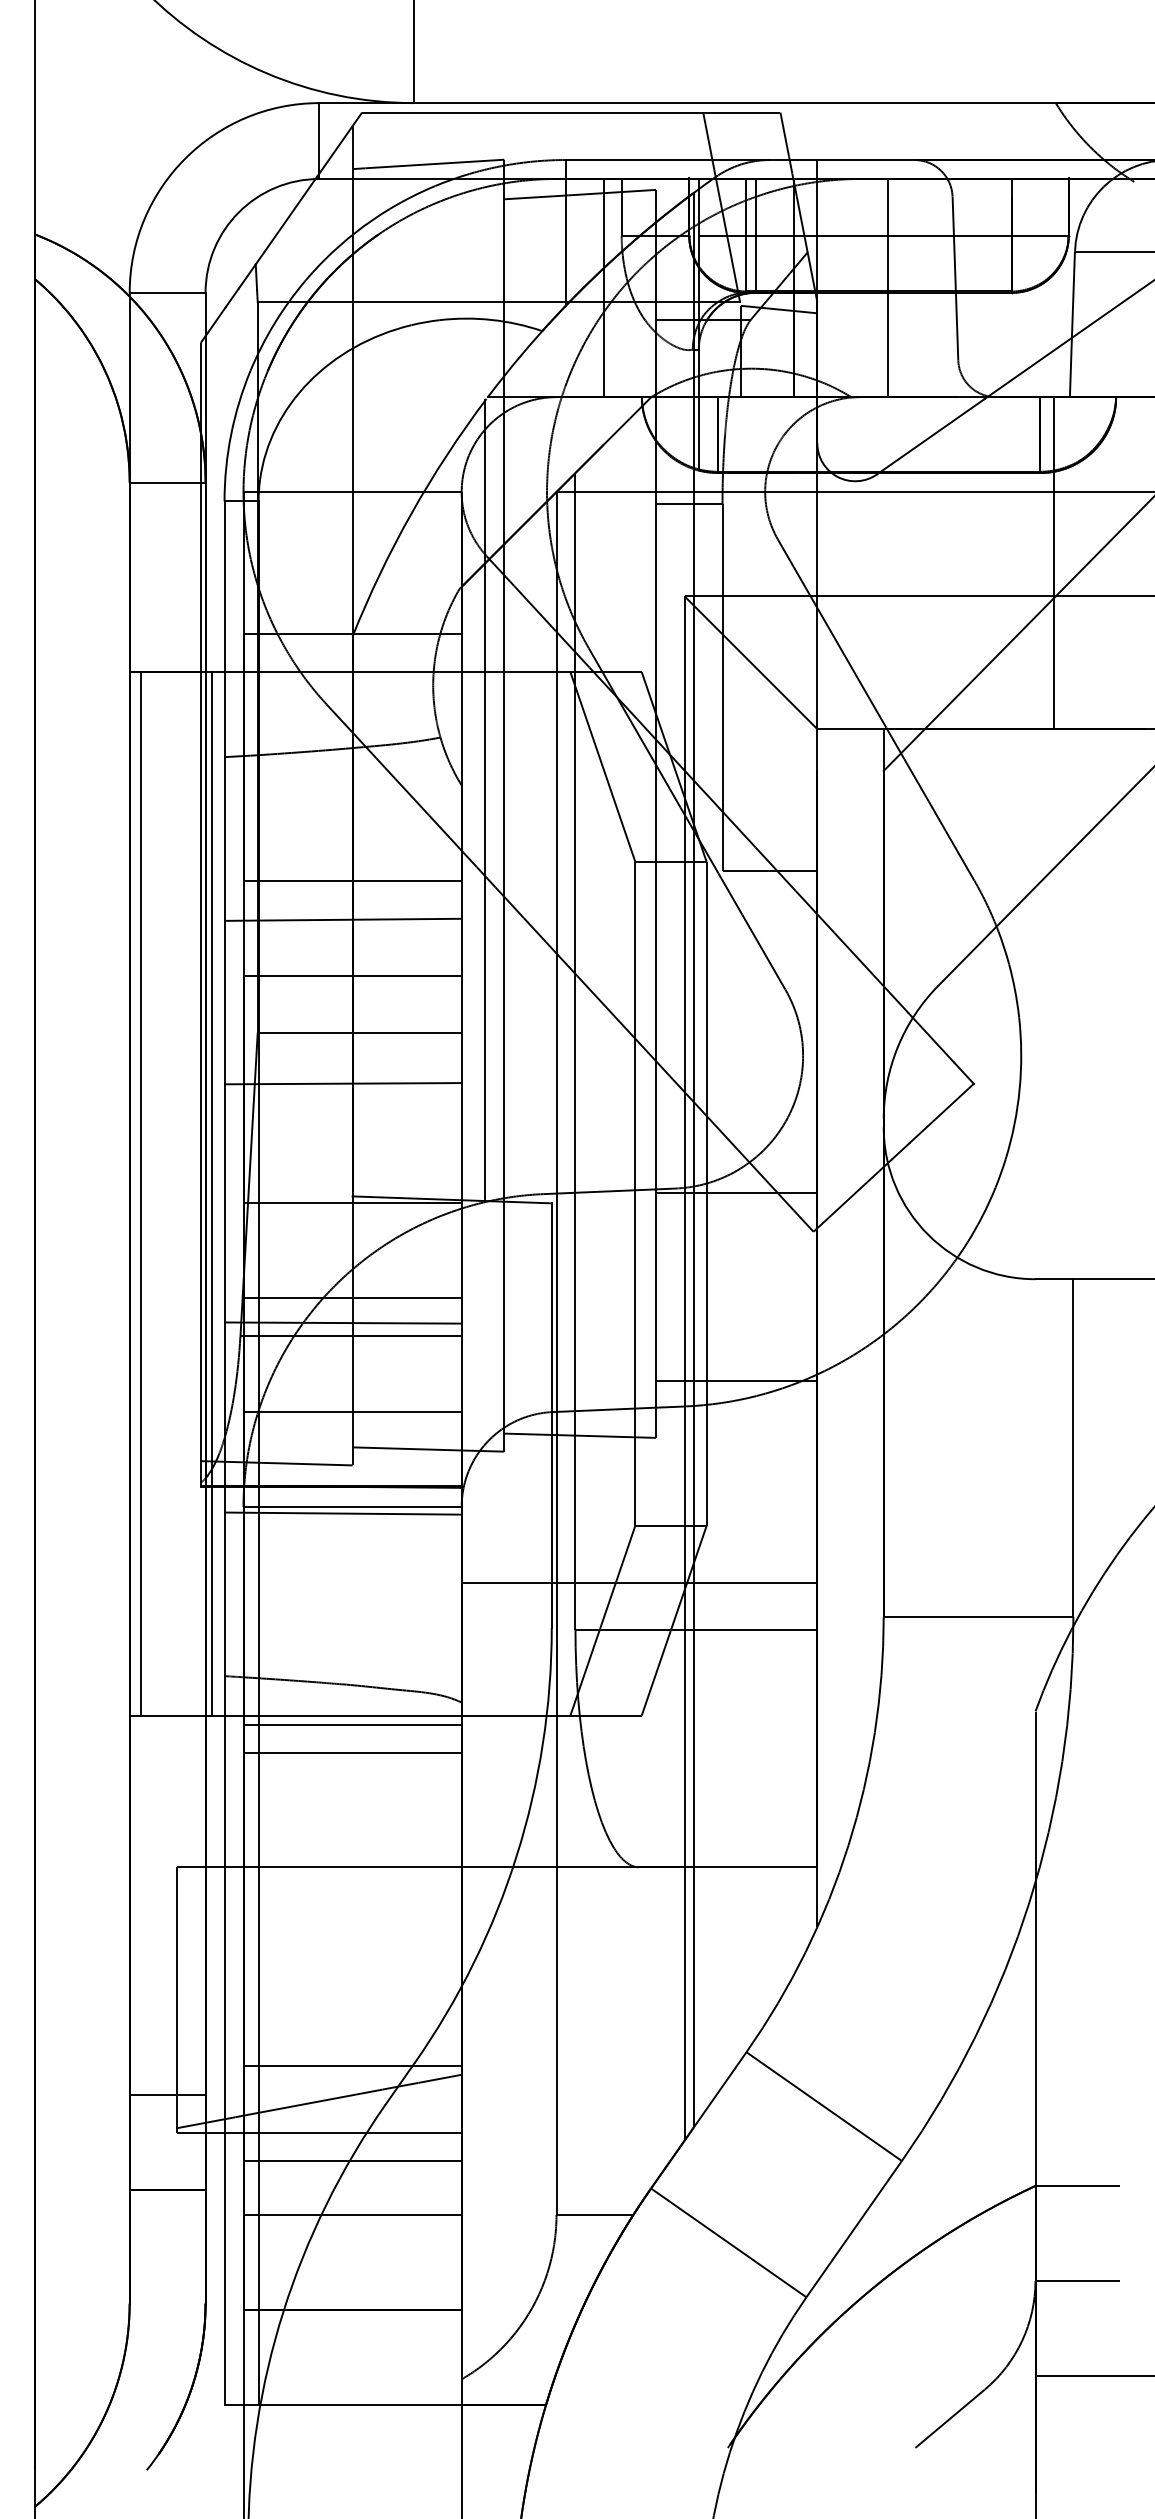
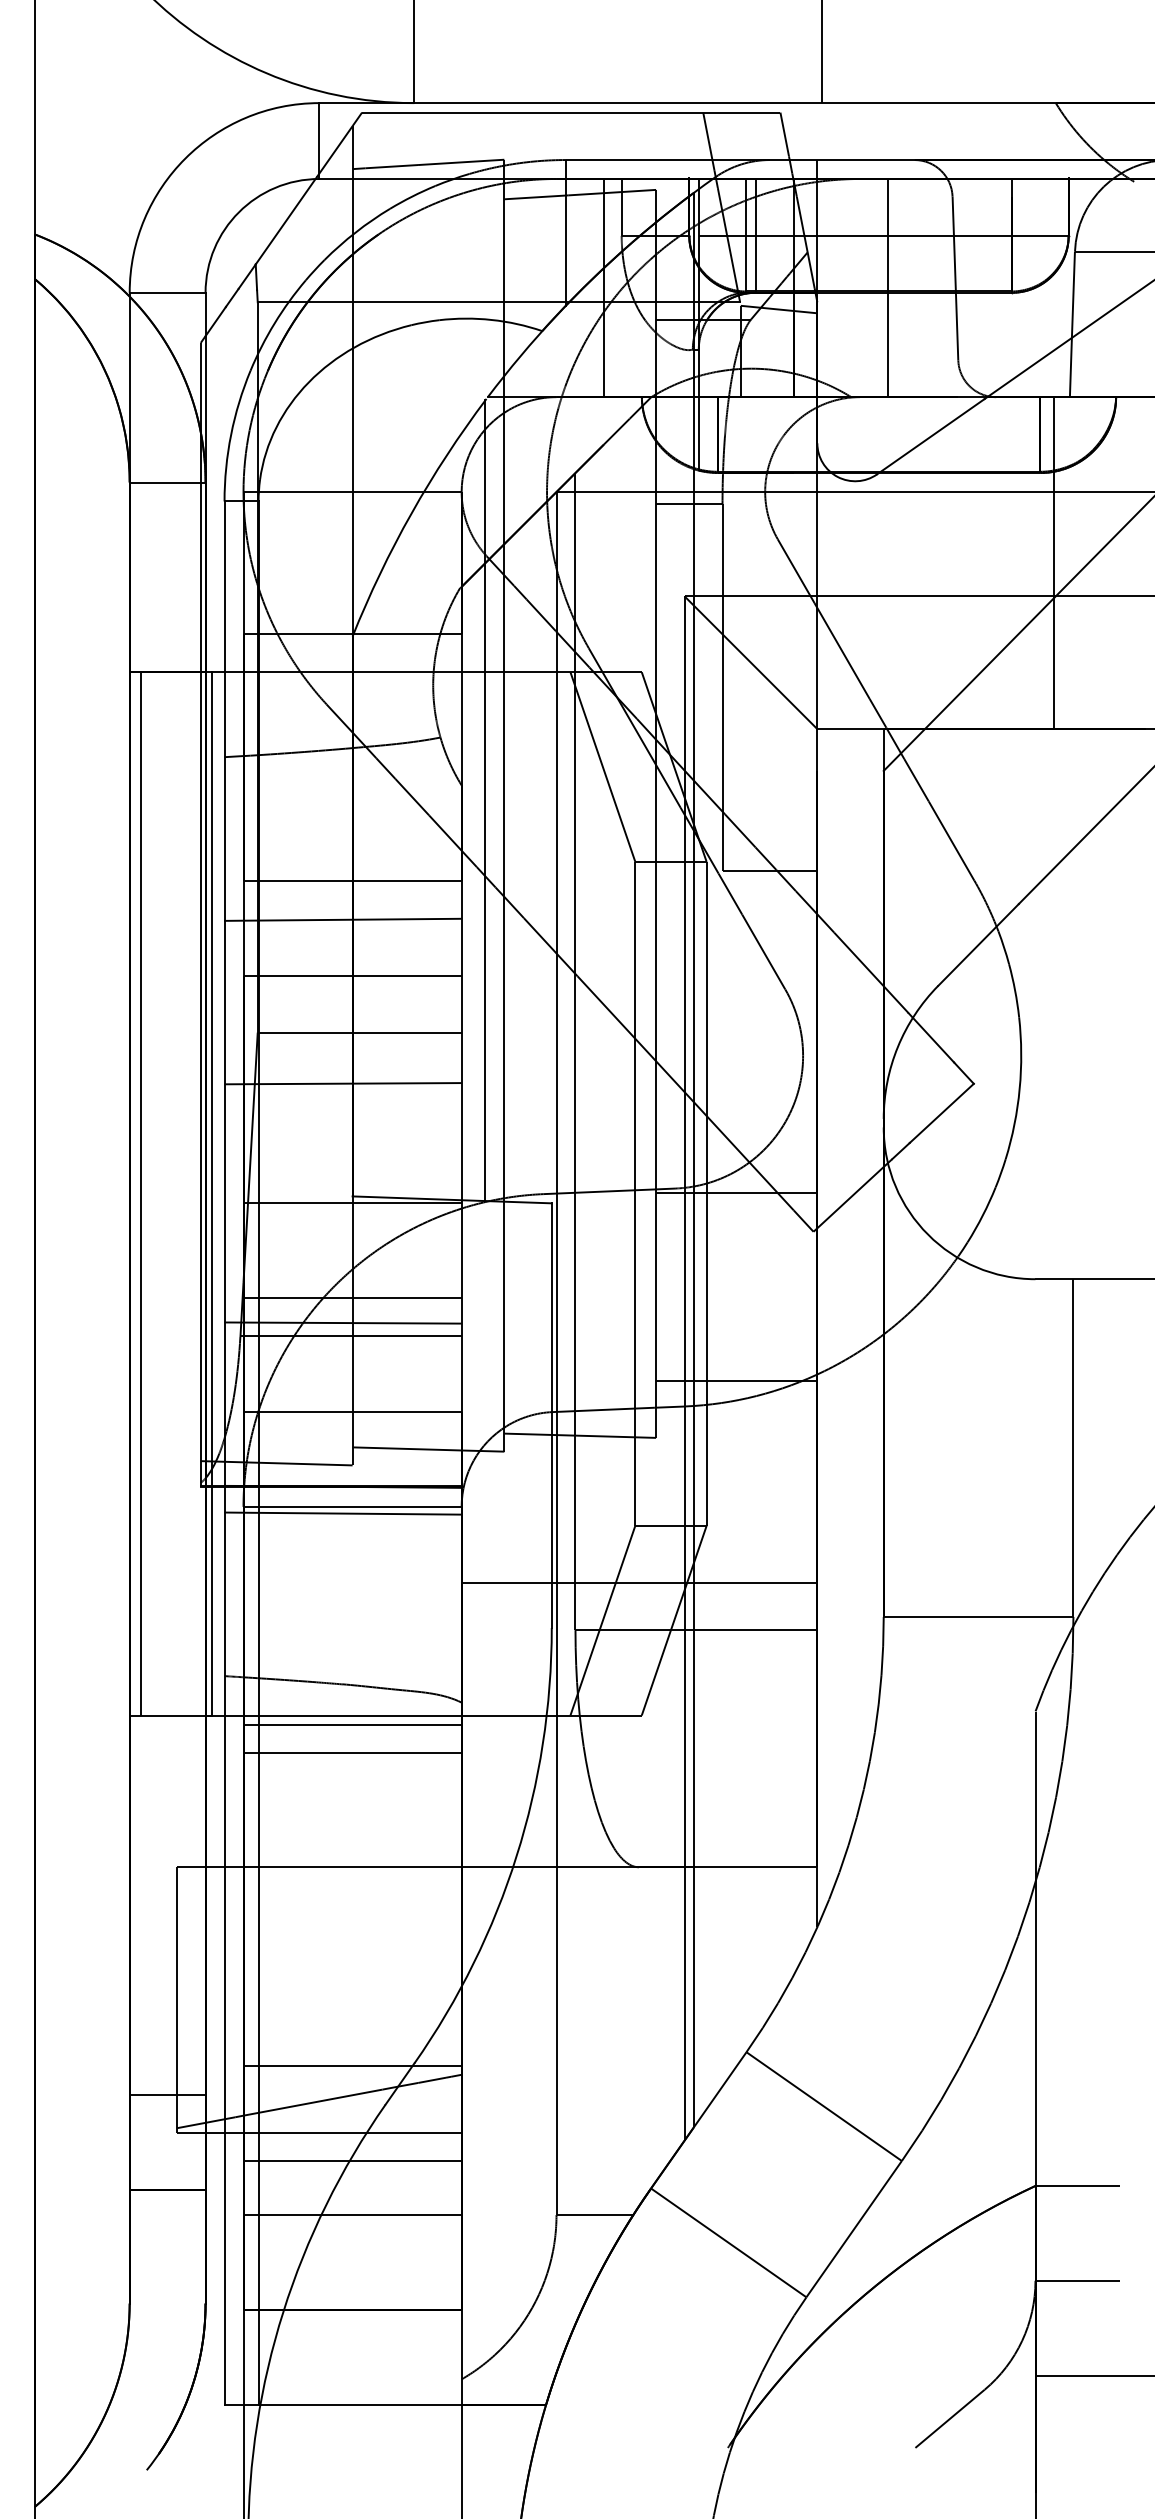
line: none -> present (822, 52)
